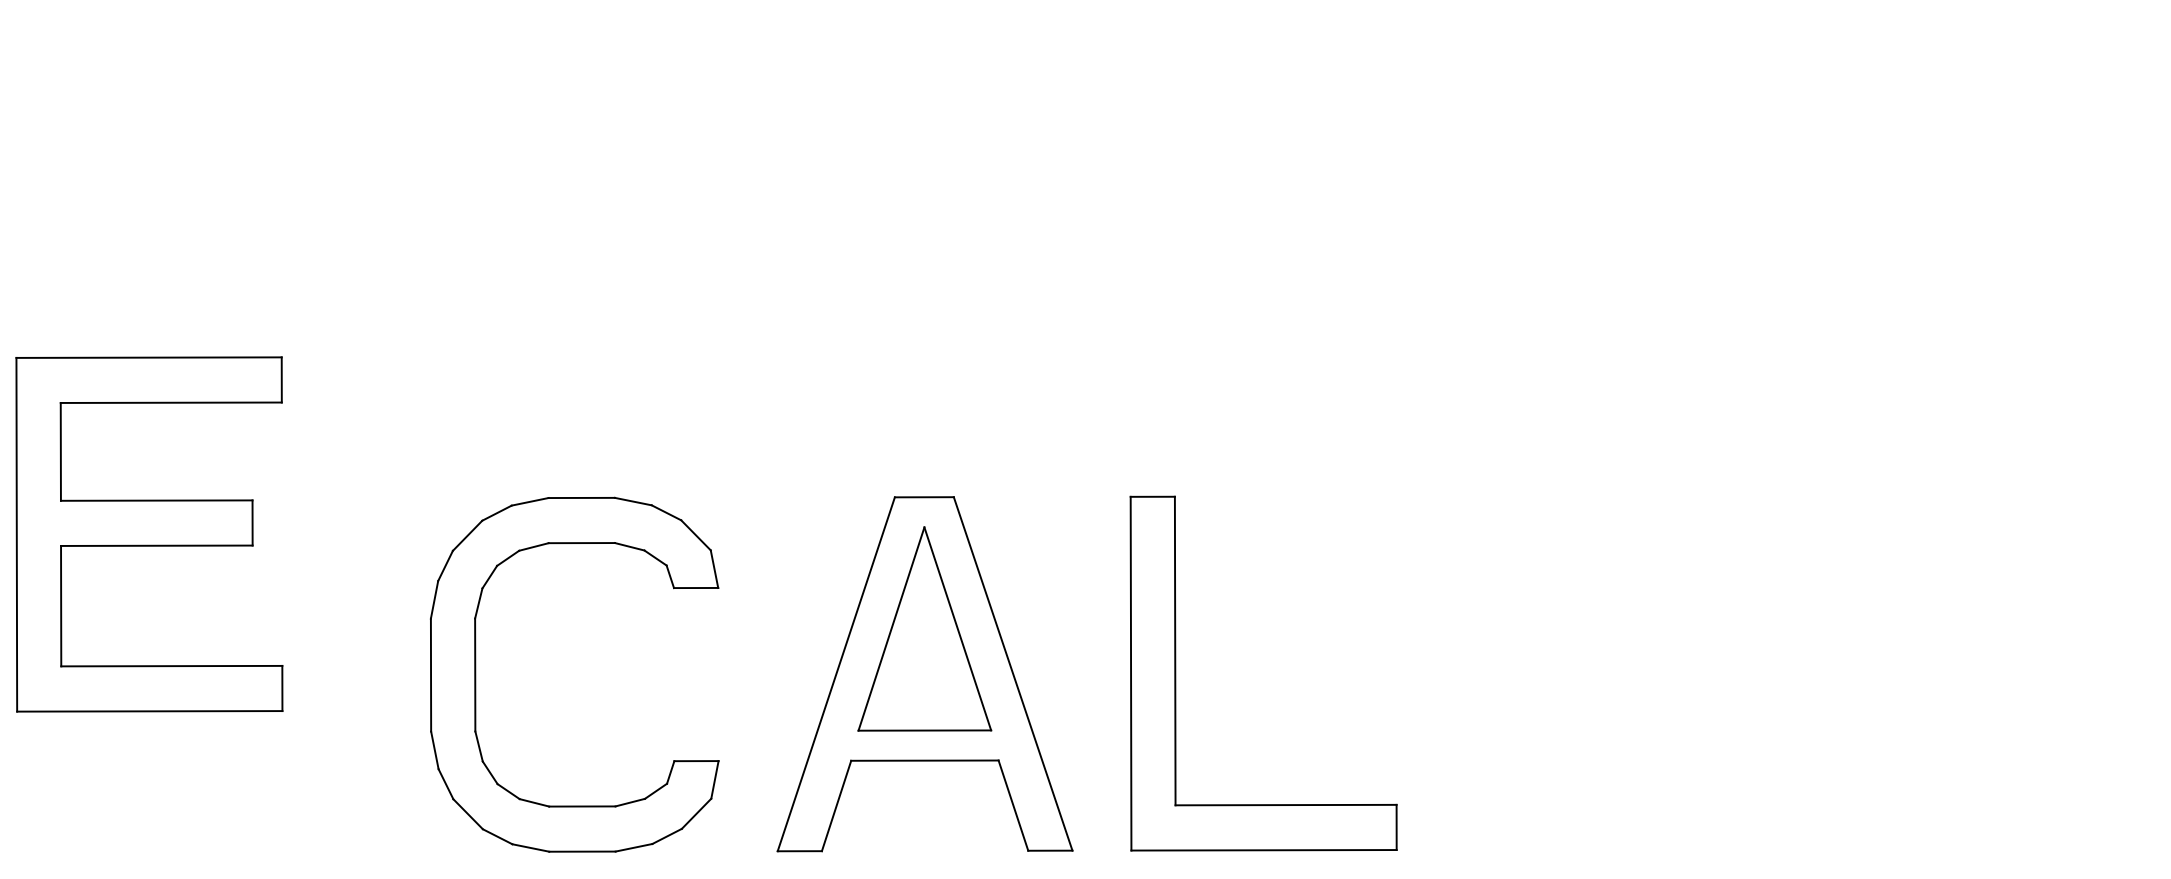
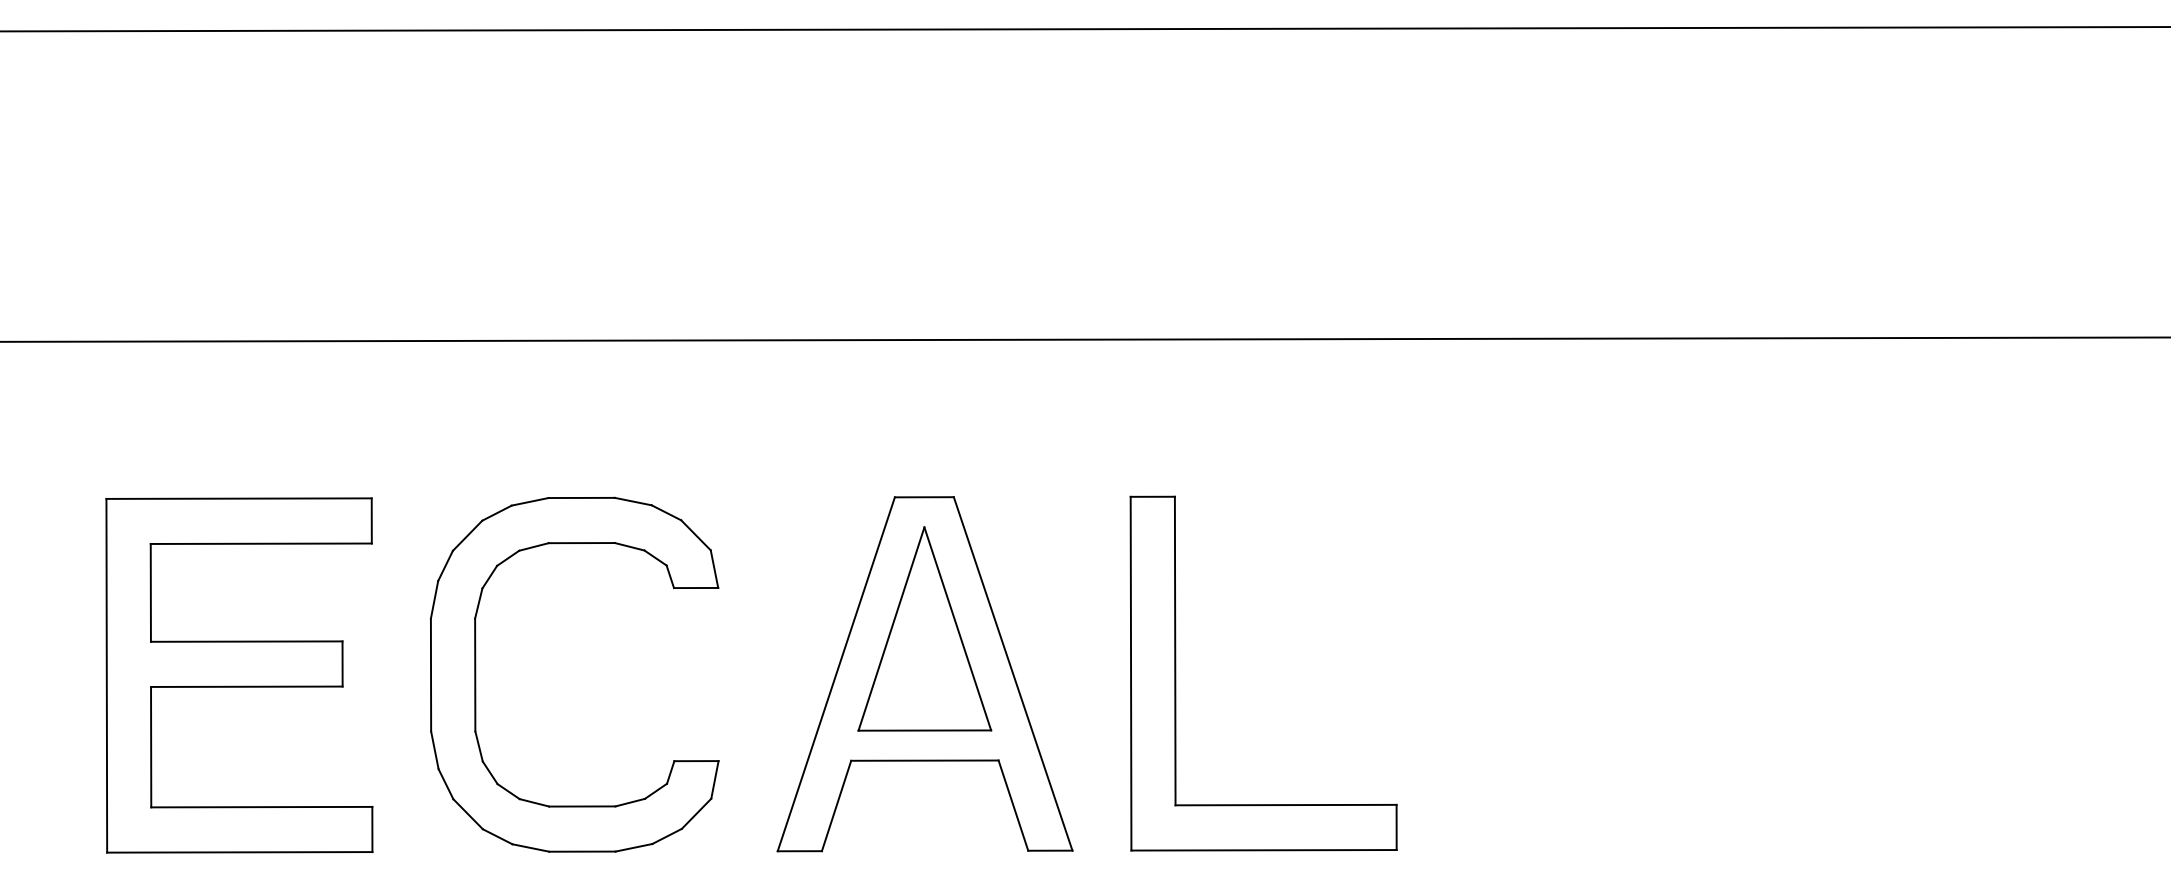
line: none -> present (1084, 29)
line: none -> present (1084, 339)
part position: (149, 534) -> (239, 675) (239, 675)
